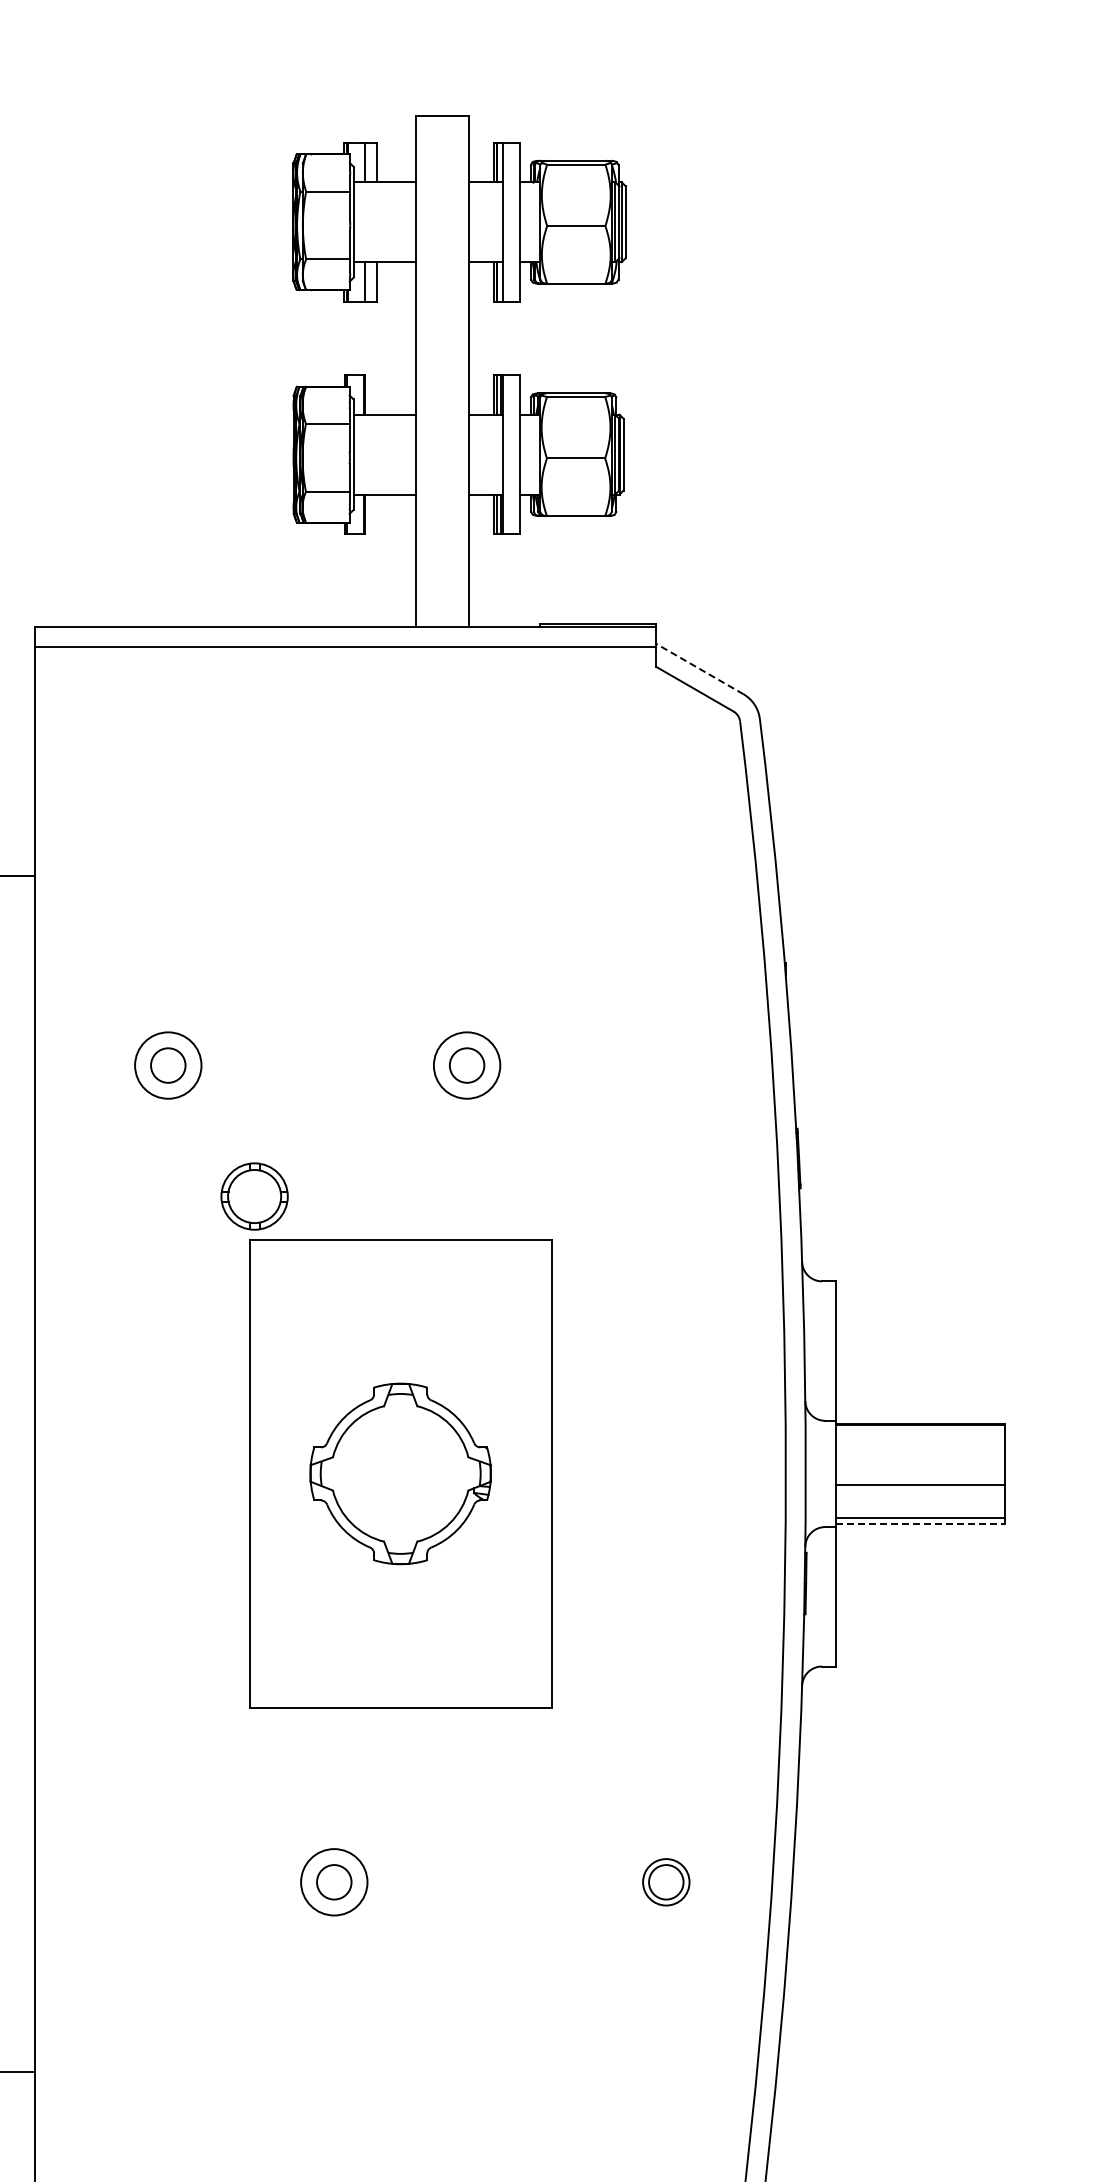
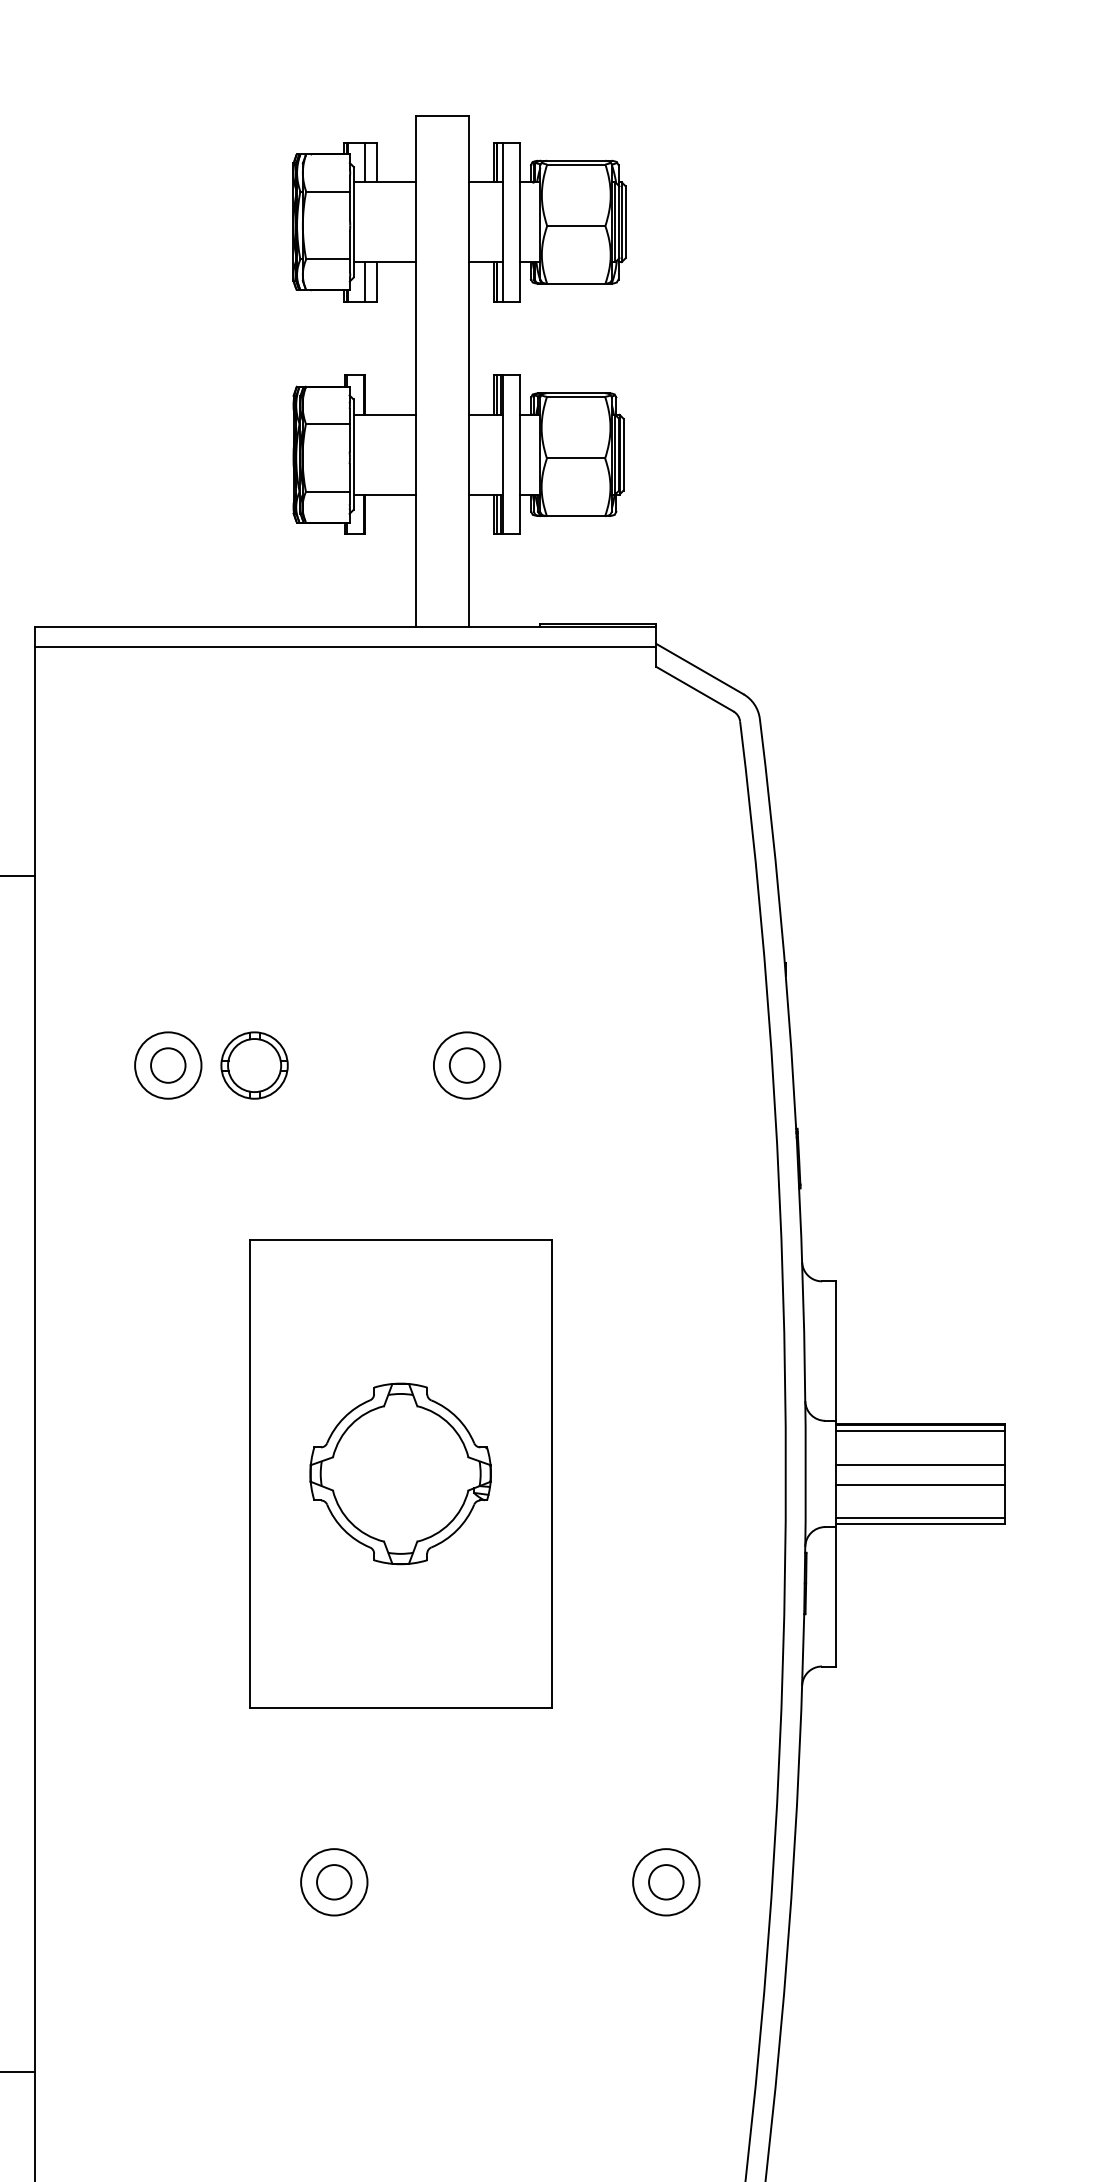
line: dashed -> solid (699, 668)
part position: (254, 1196) -> (254, 1065) (254, 1065)
line: none -> present (919, 1431)
line: none -> present (919, 1464)
line: dashed -> solid (920, 1524)
circle diameter: 46 px -> 66 px (666, 1882)
